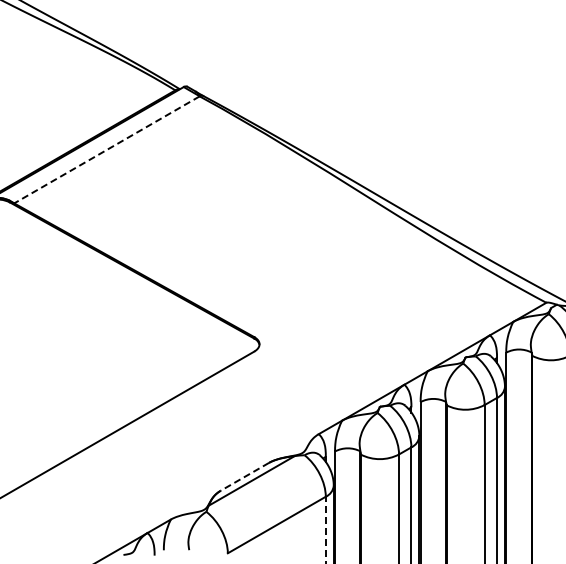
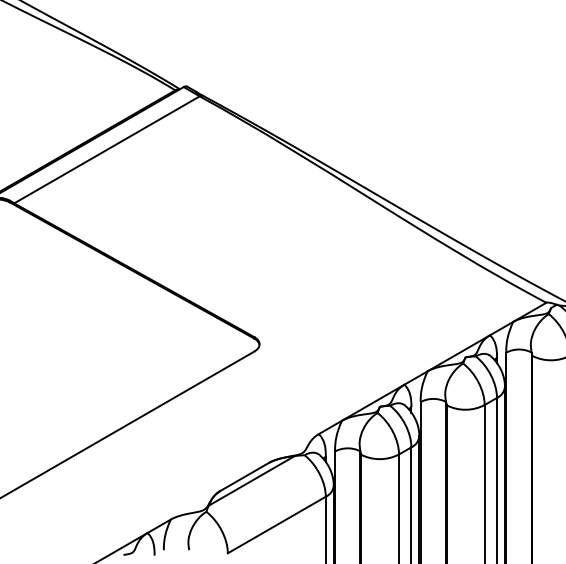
line: dashed -> solid (106, 150)
line: dashed -> solid (244, 476)
line: dashed -> solid (325, 529)
